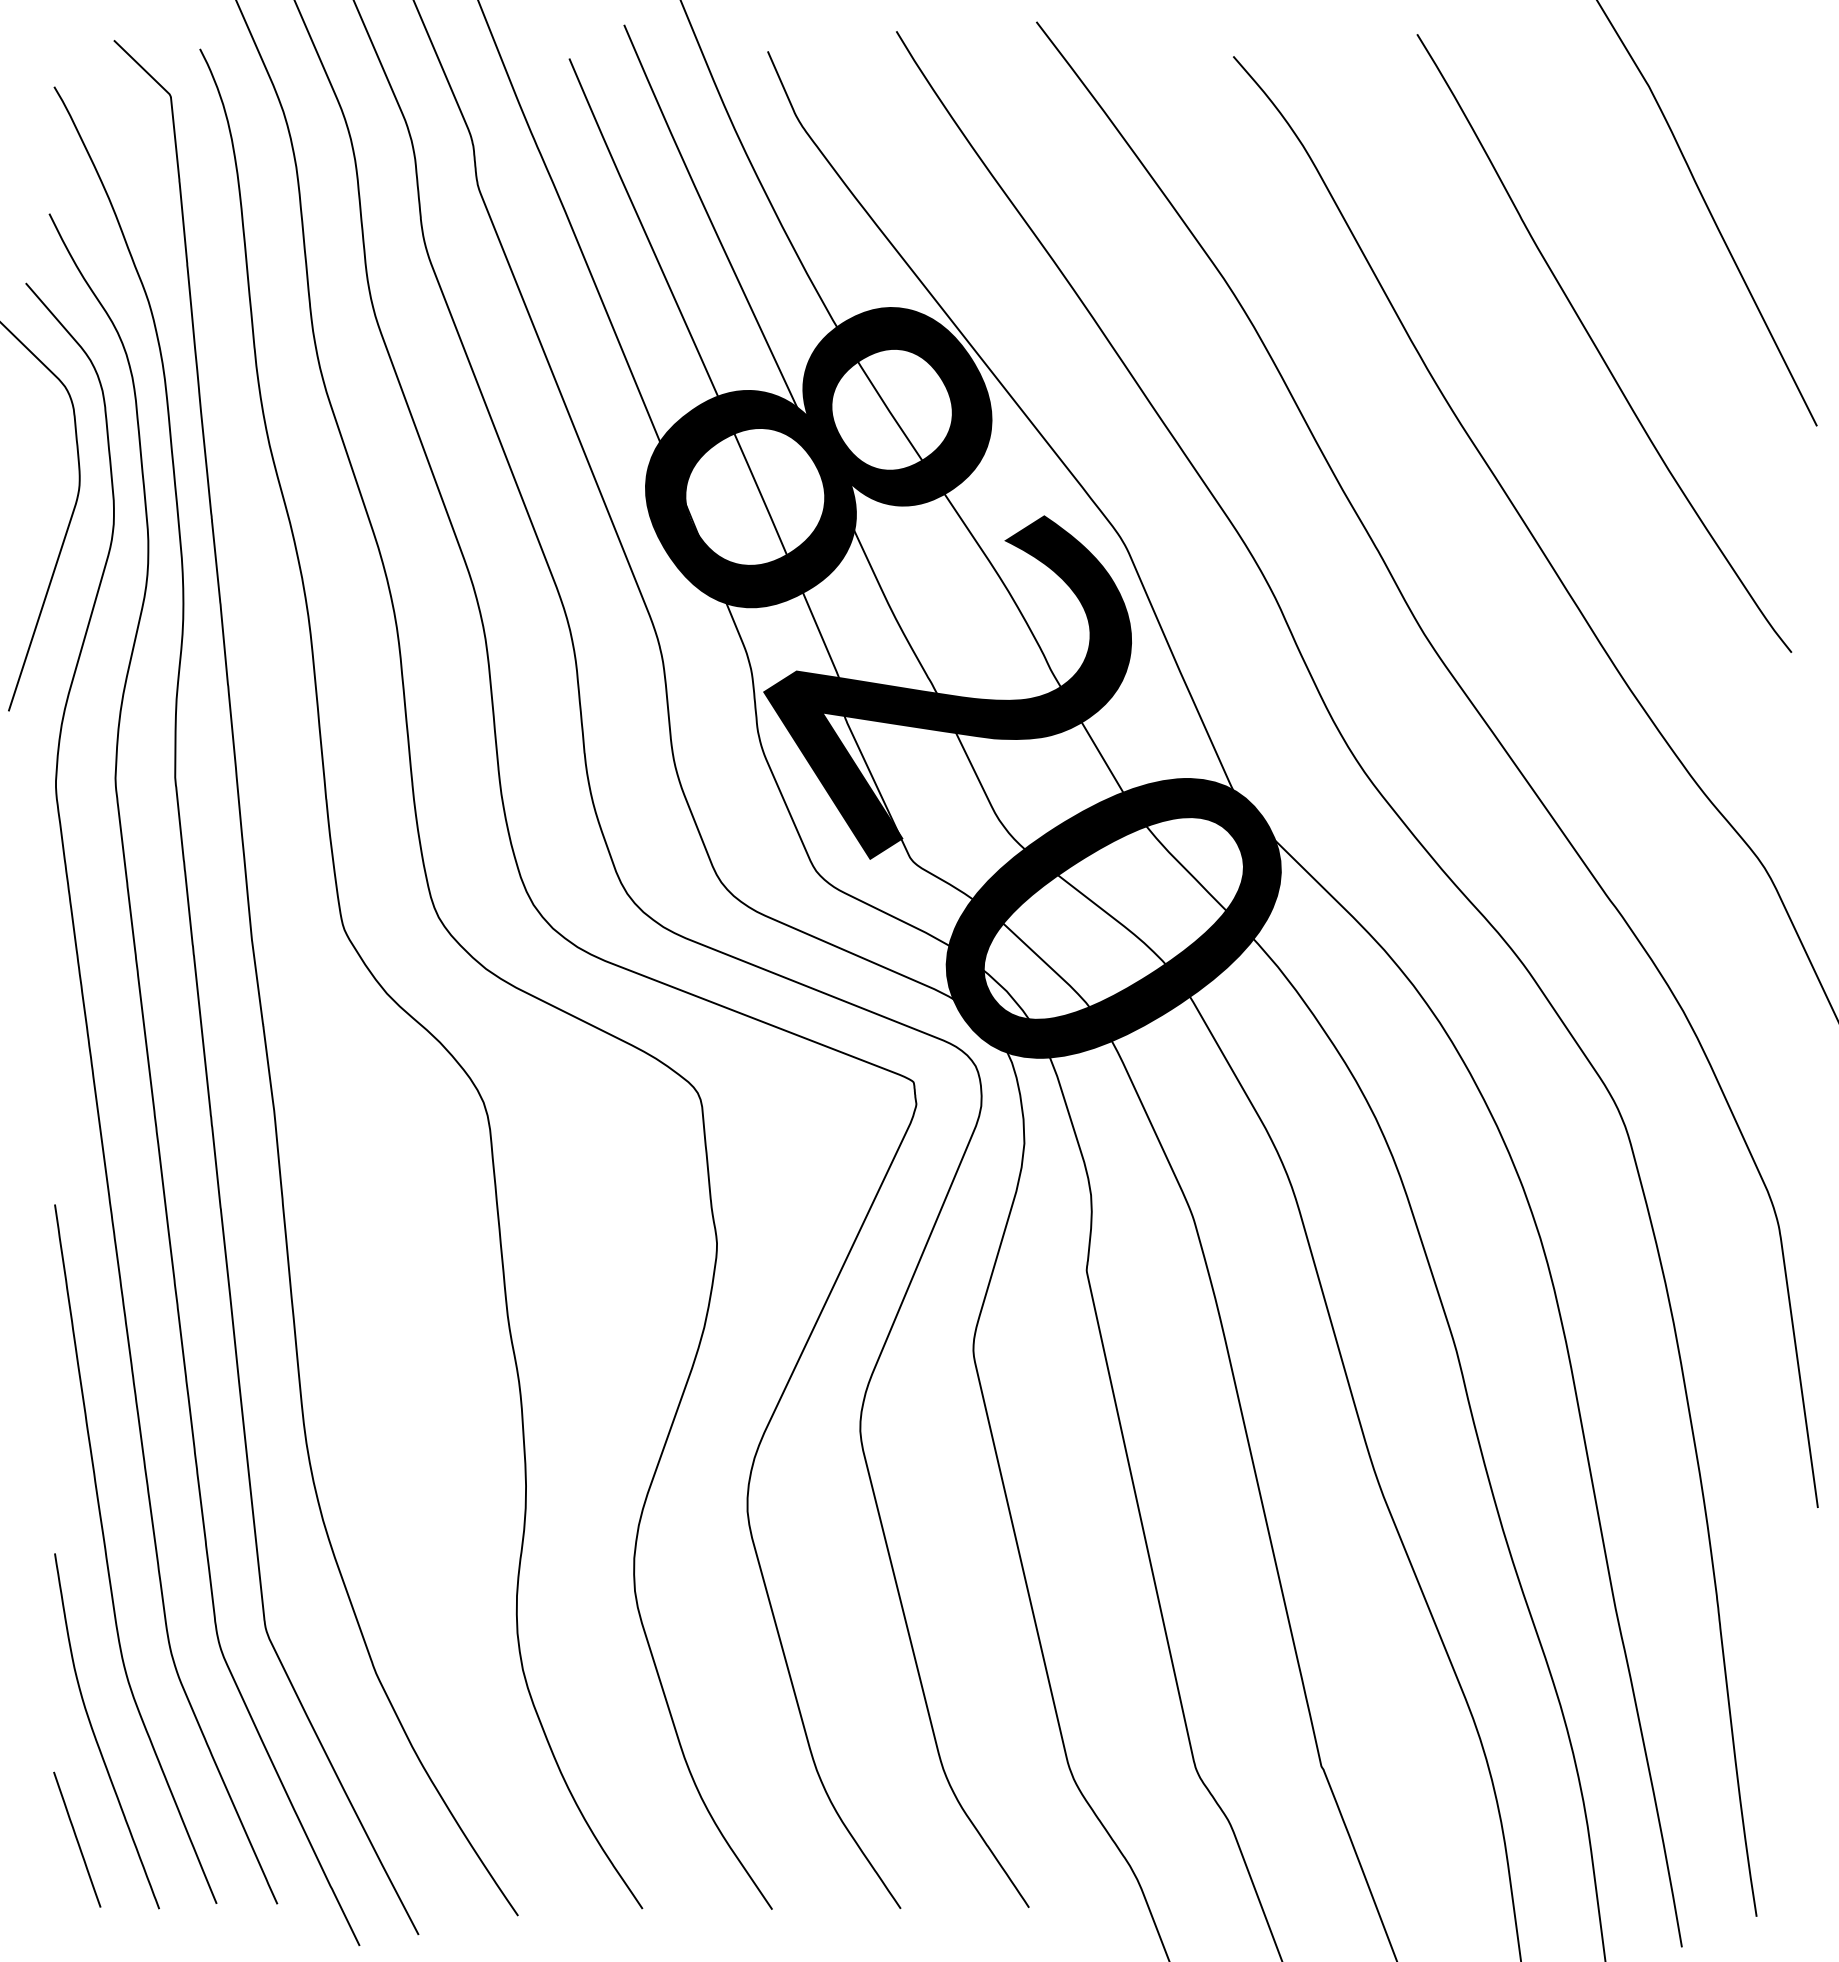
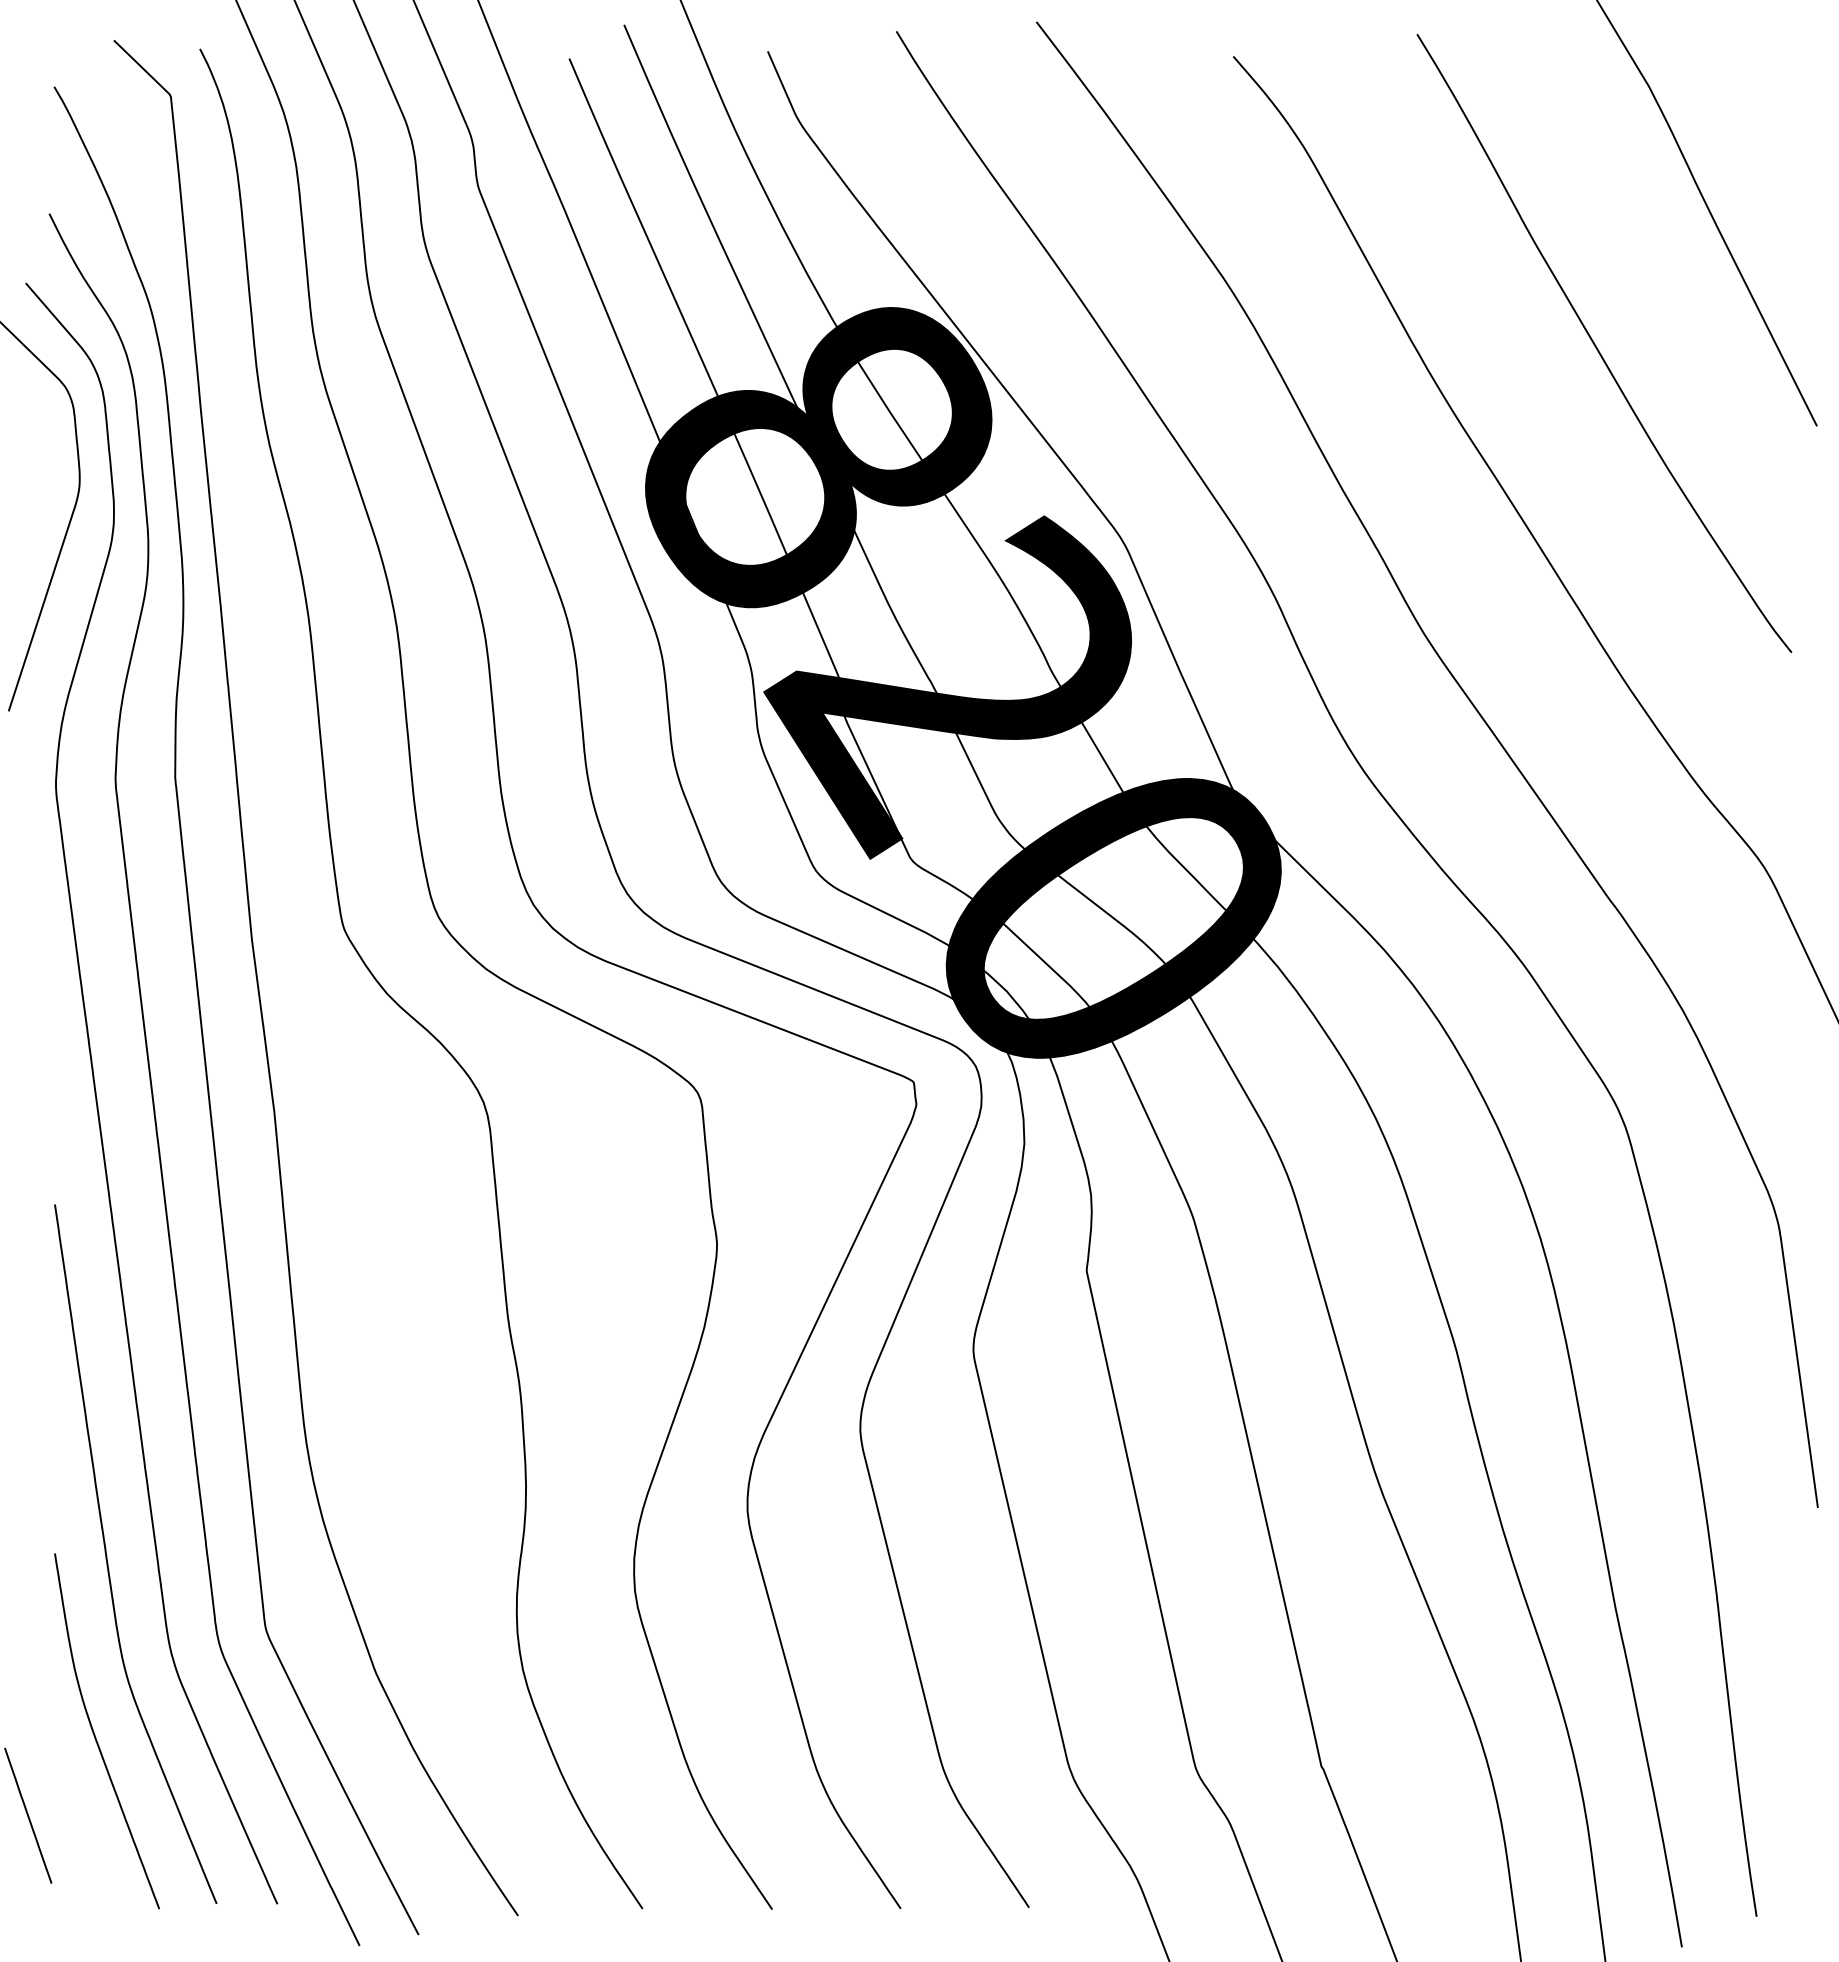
line position: (77, 1839) -> (28, 1815) (28, 1815)
